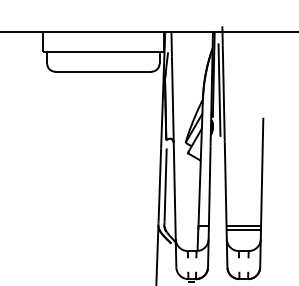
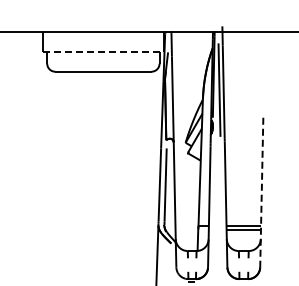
line: solid -> dashed (103, 51)
line: solid -> dashed (261, 192)
